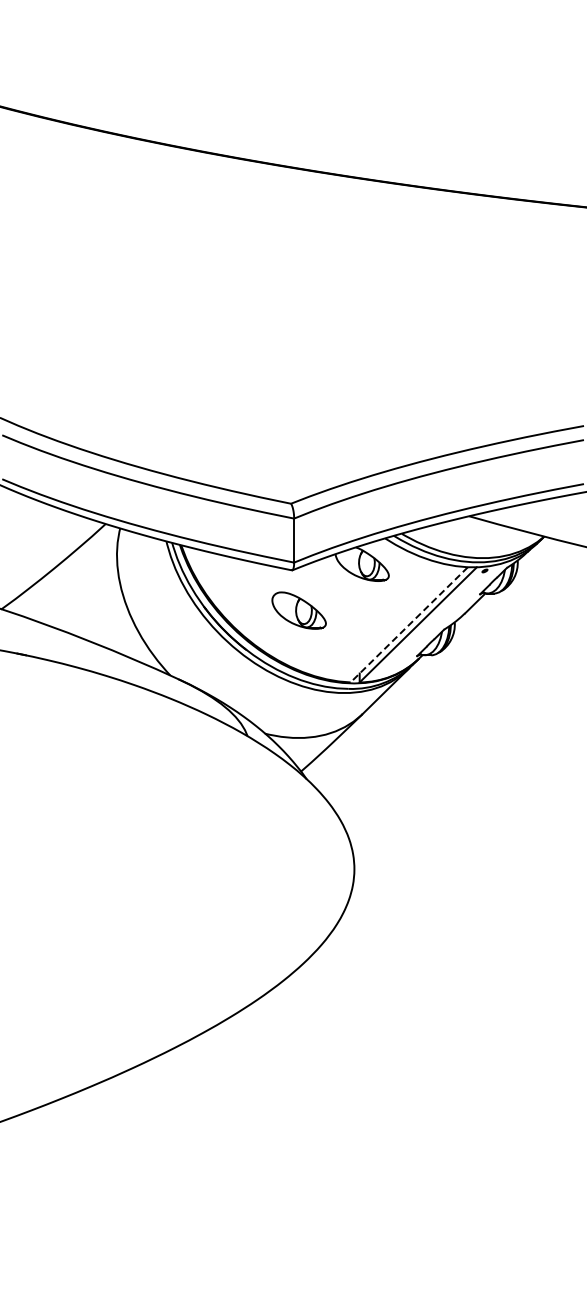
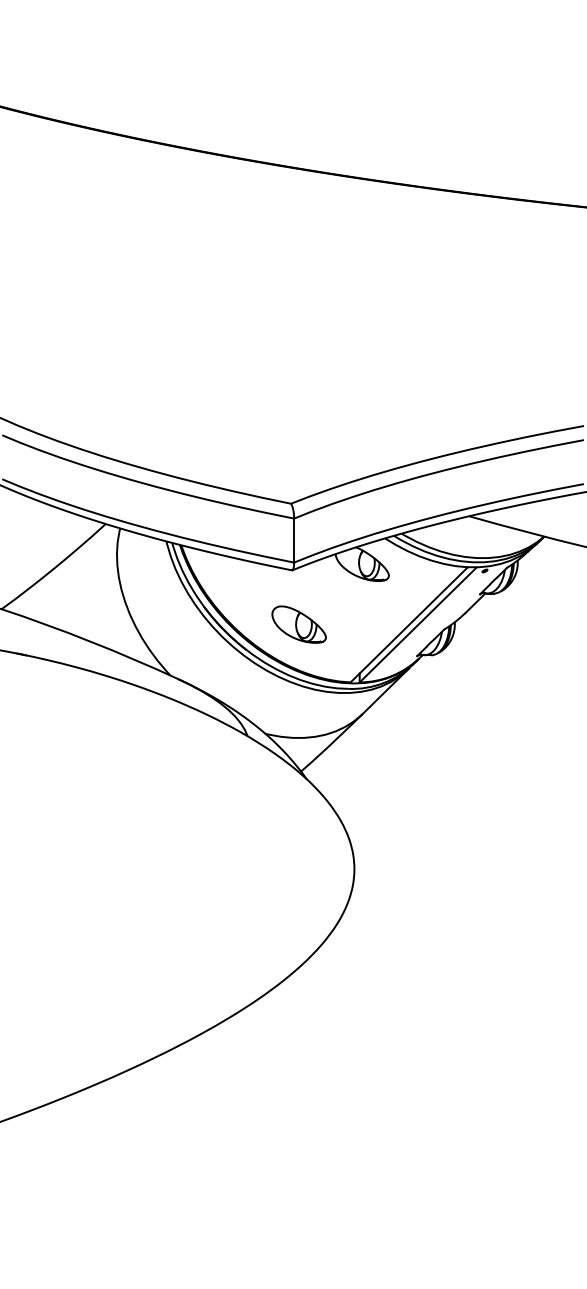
part position: (298, 610) -> (298, 624) (298, 624)
line: dashed -> solid (408, 625)
